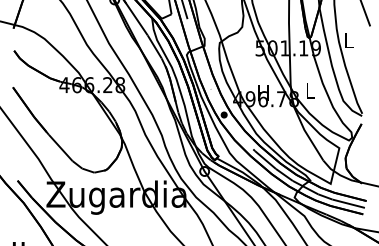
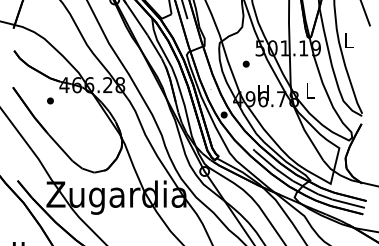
part: none -> present (245, 63)
part: none -> present (50, 100)
